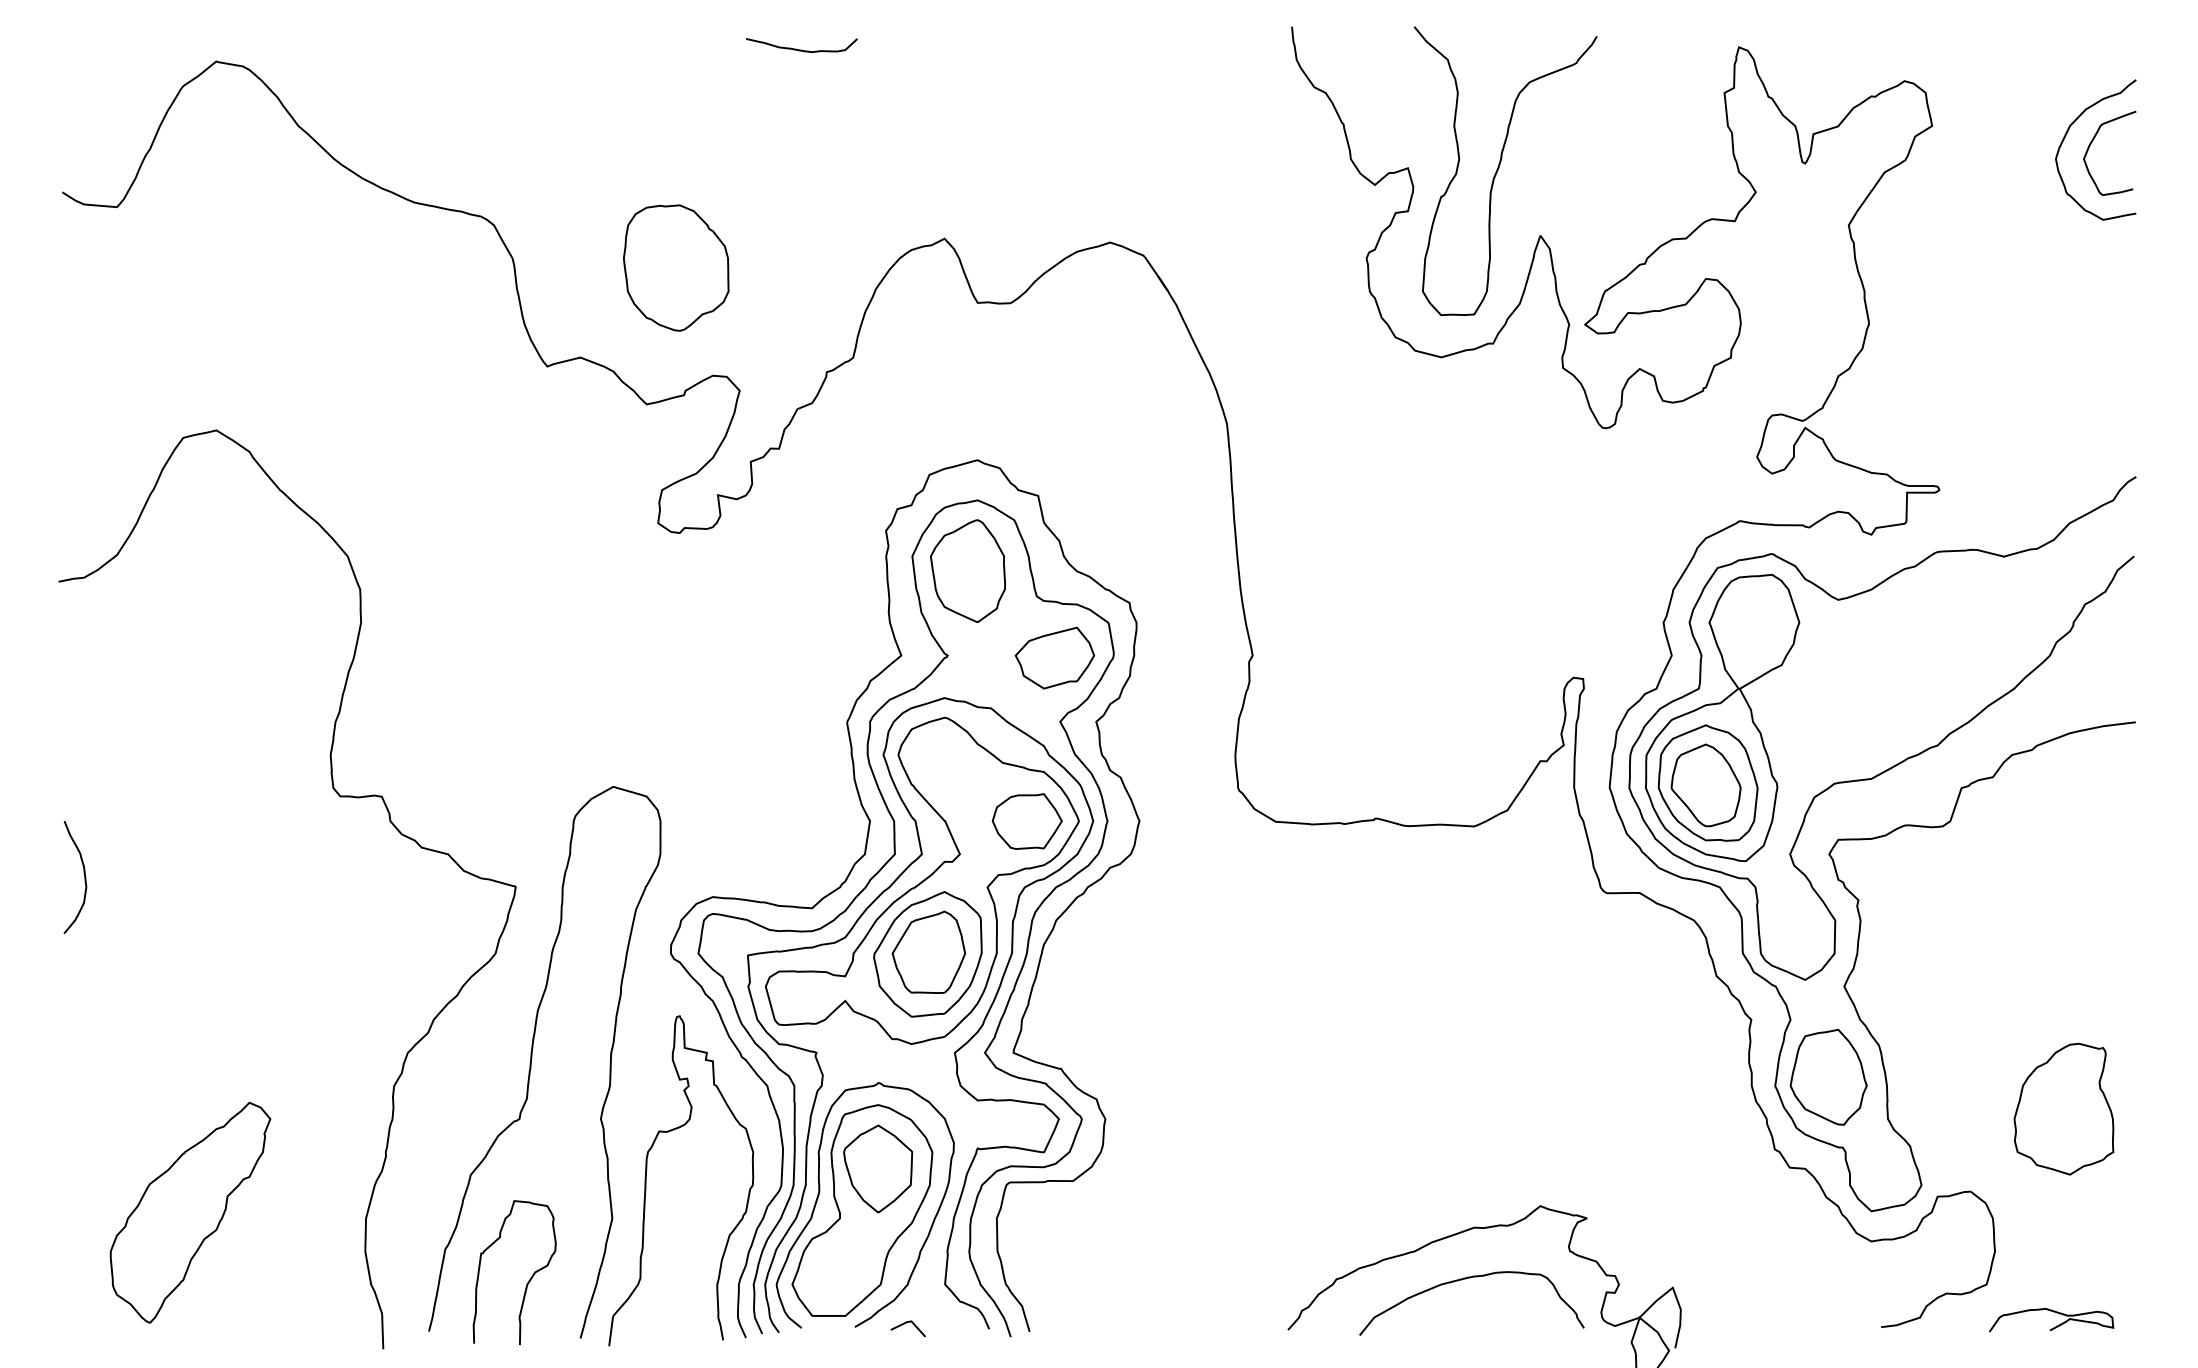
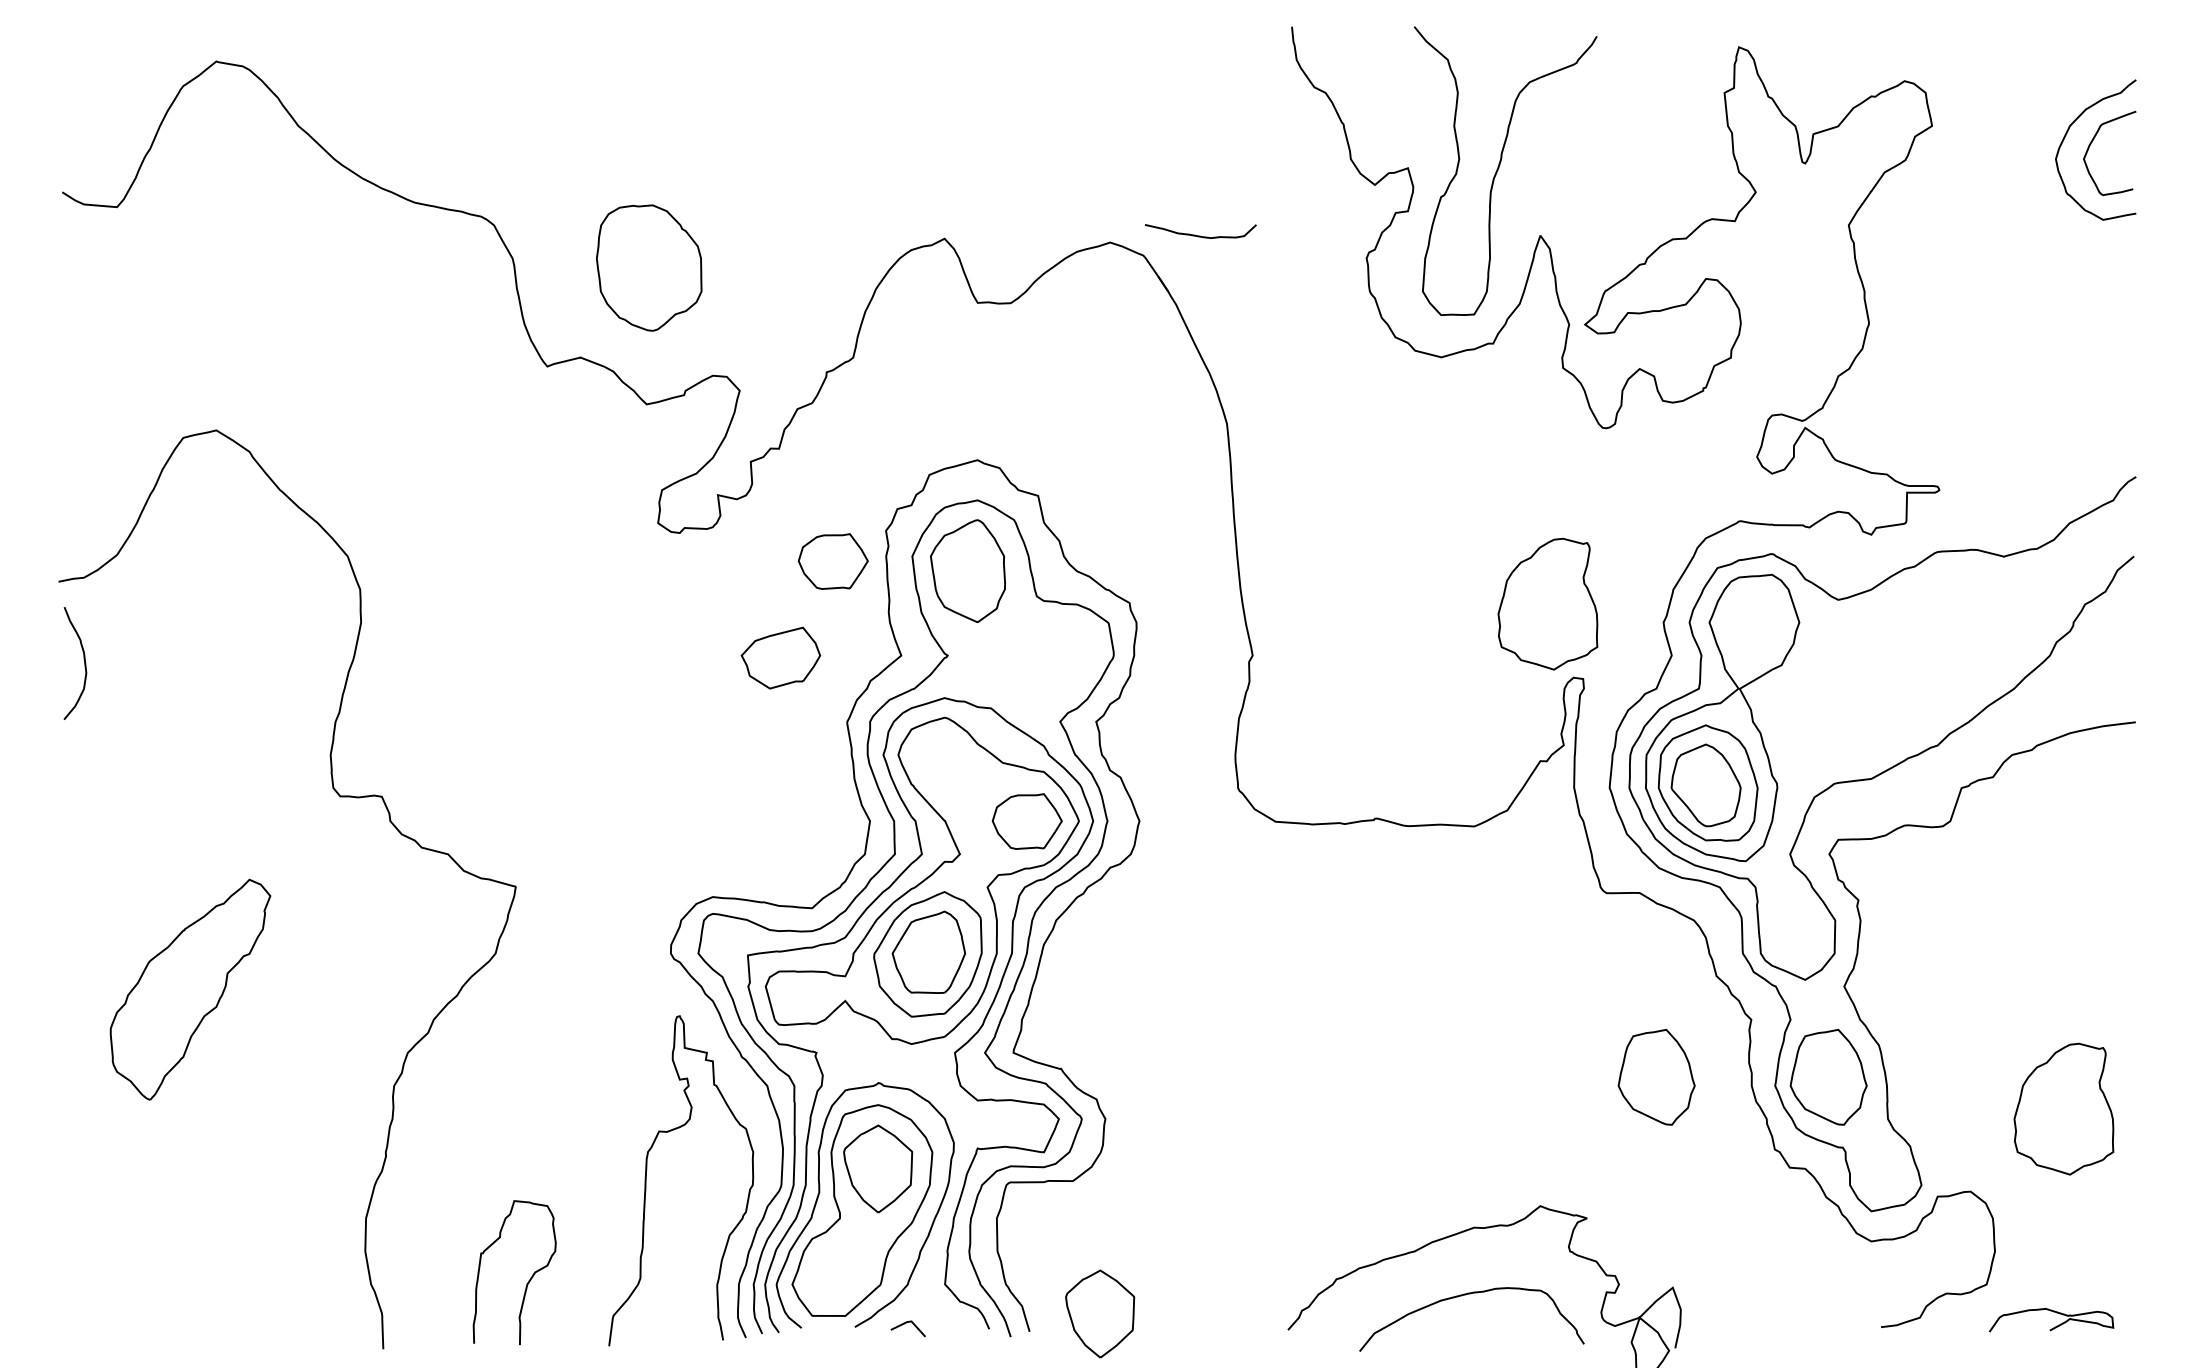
curve position: (801, 49) -> (1200, 235) (1200, 235)
part position: (676, 267) -> (649, 267) (649, 267)
part: none -> present (832, 561)
part: none -> present (1547, 603)
part position: (1054, 657) -> (780, 657) (780, 657)
curve position: (83, 873) -> (83, 659) (83, 659)
curve: present -> none (532, 1058)
part: none -> present (1656, 1076)
part position: (190, 1212) -> (190, 989) (190, 989)
curve position: (1462, 1280) -> (1462, 1296) (1462, 1296)
part: none -> present (1100, 1313)
